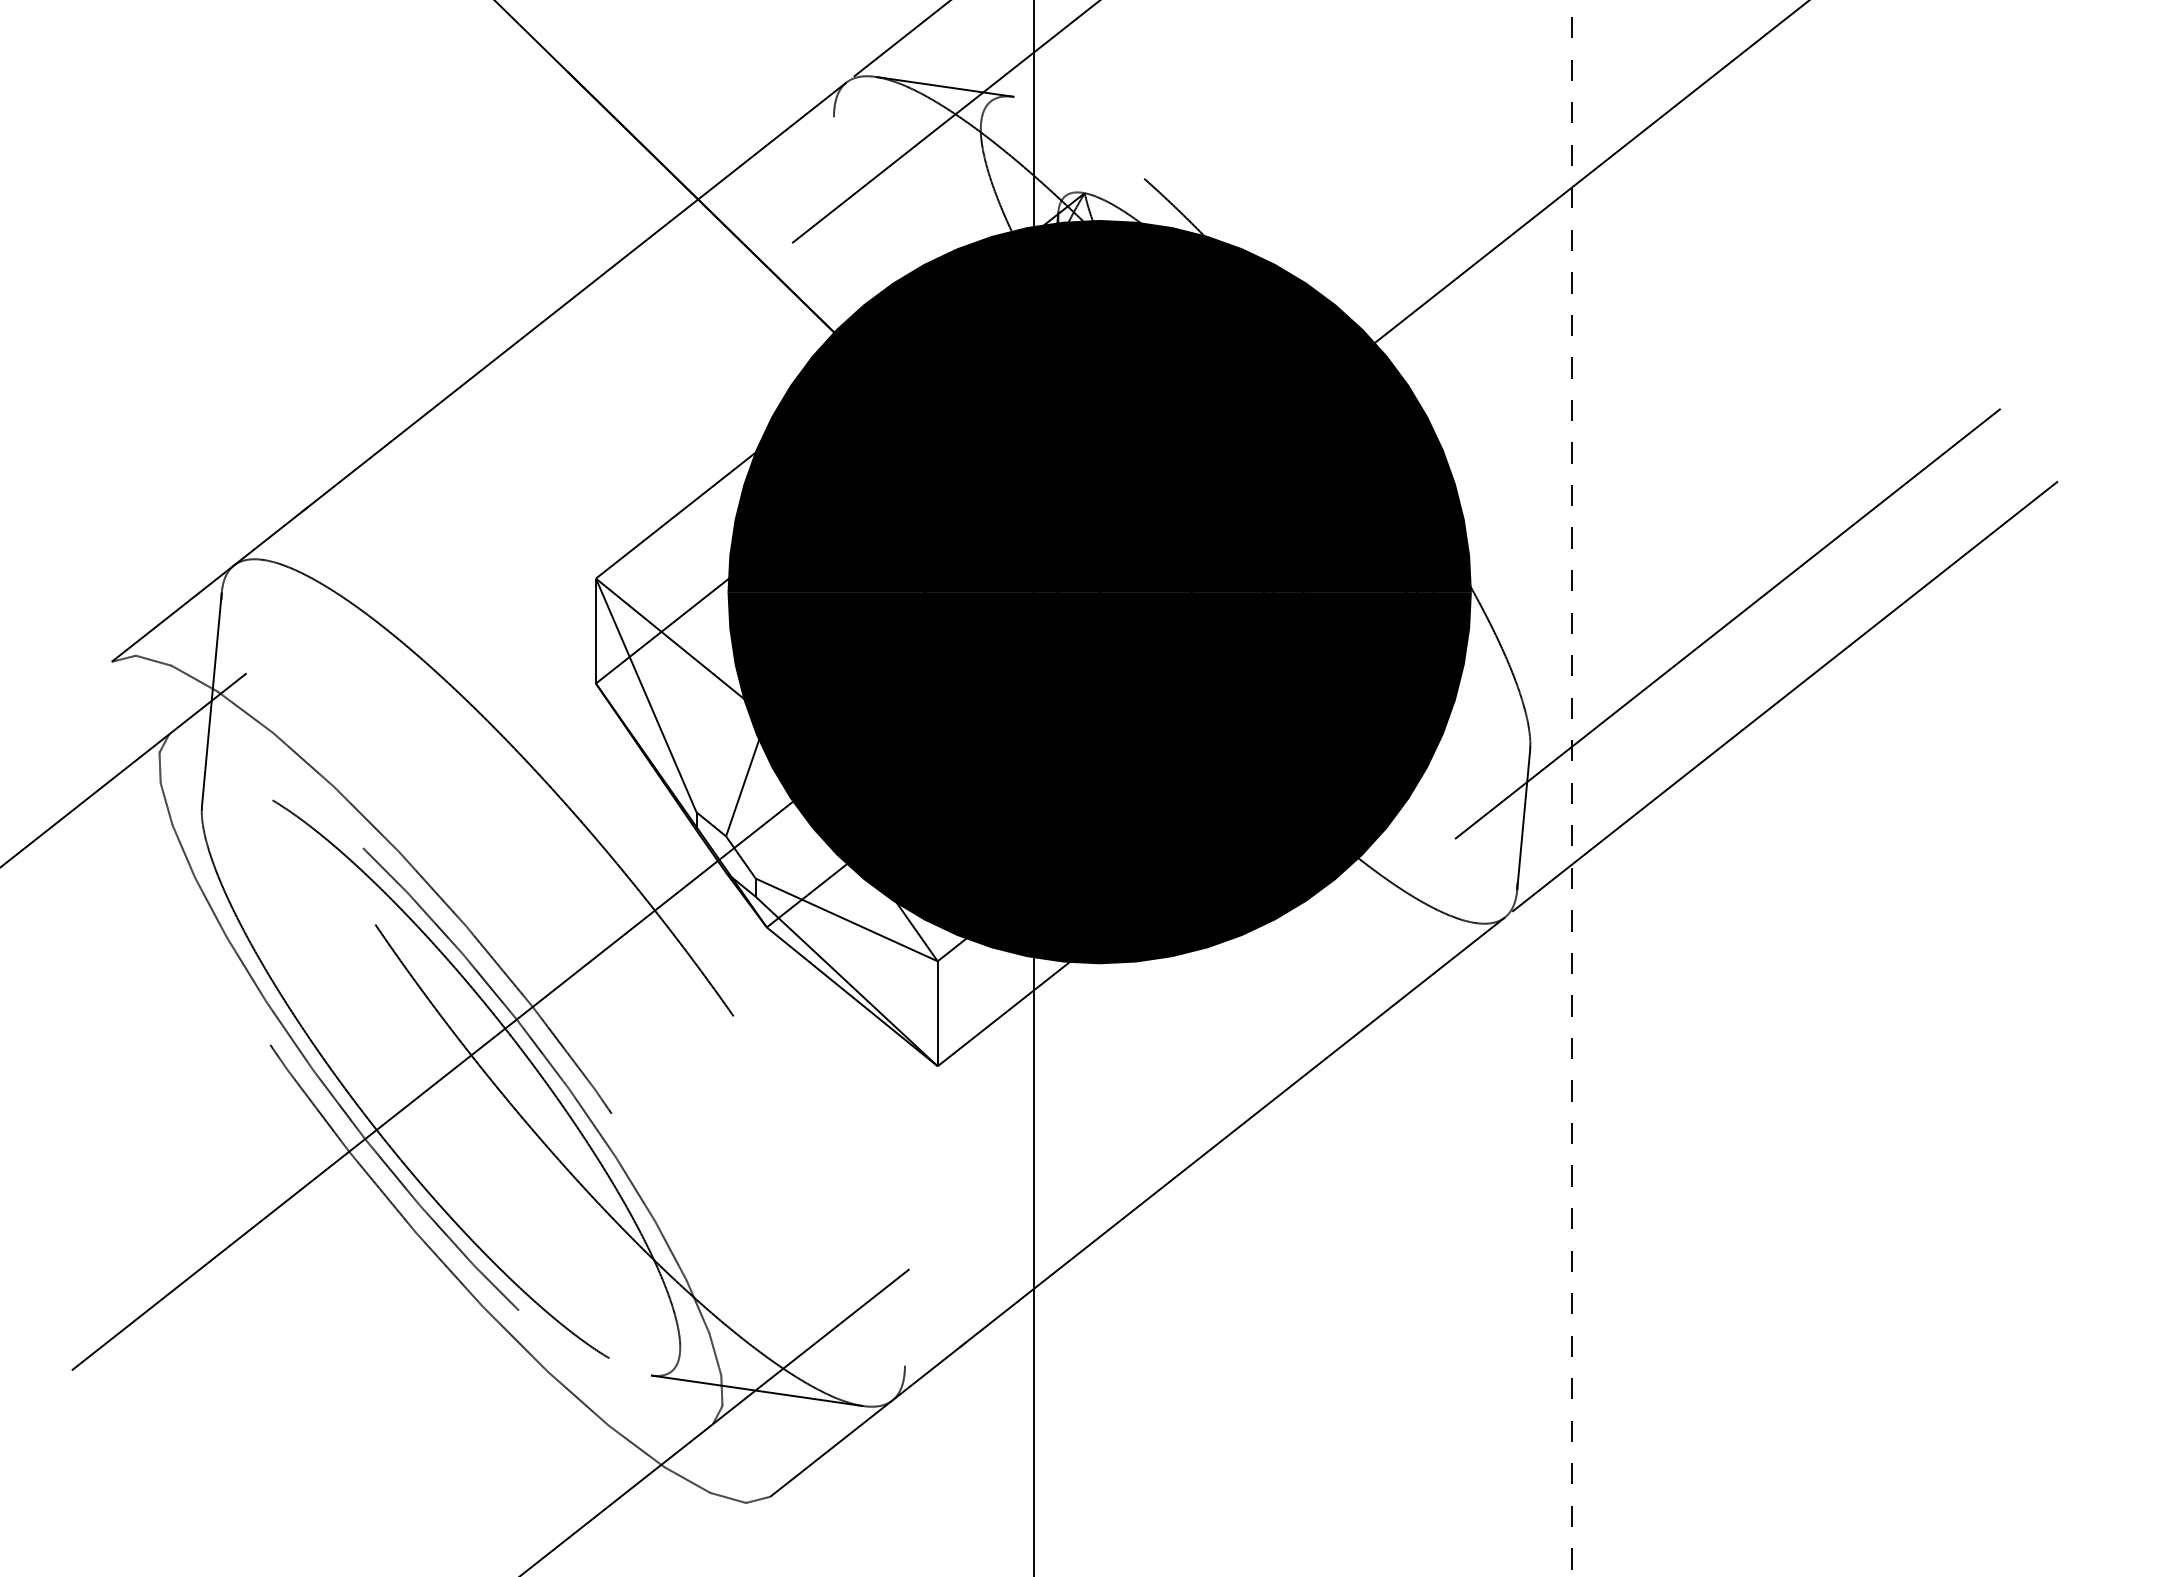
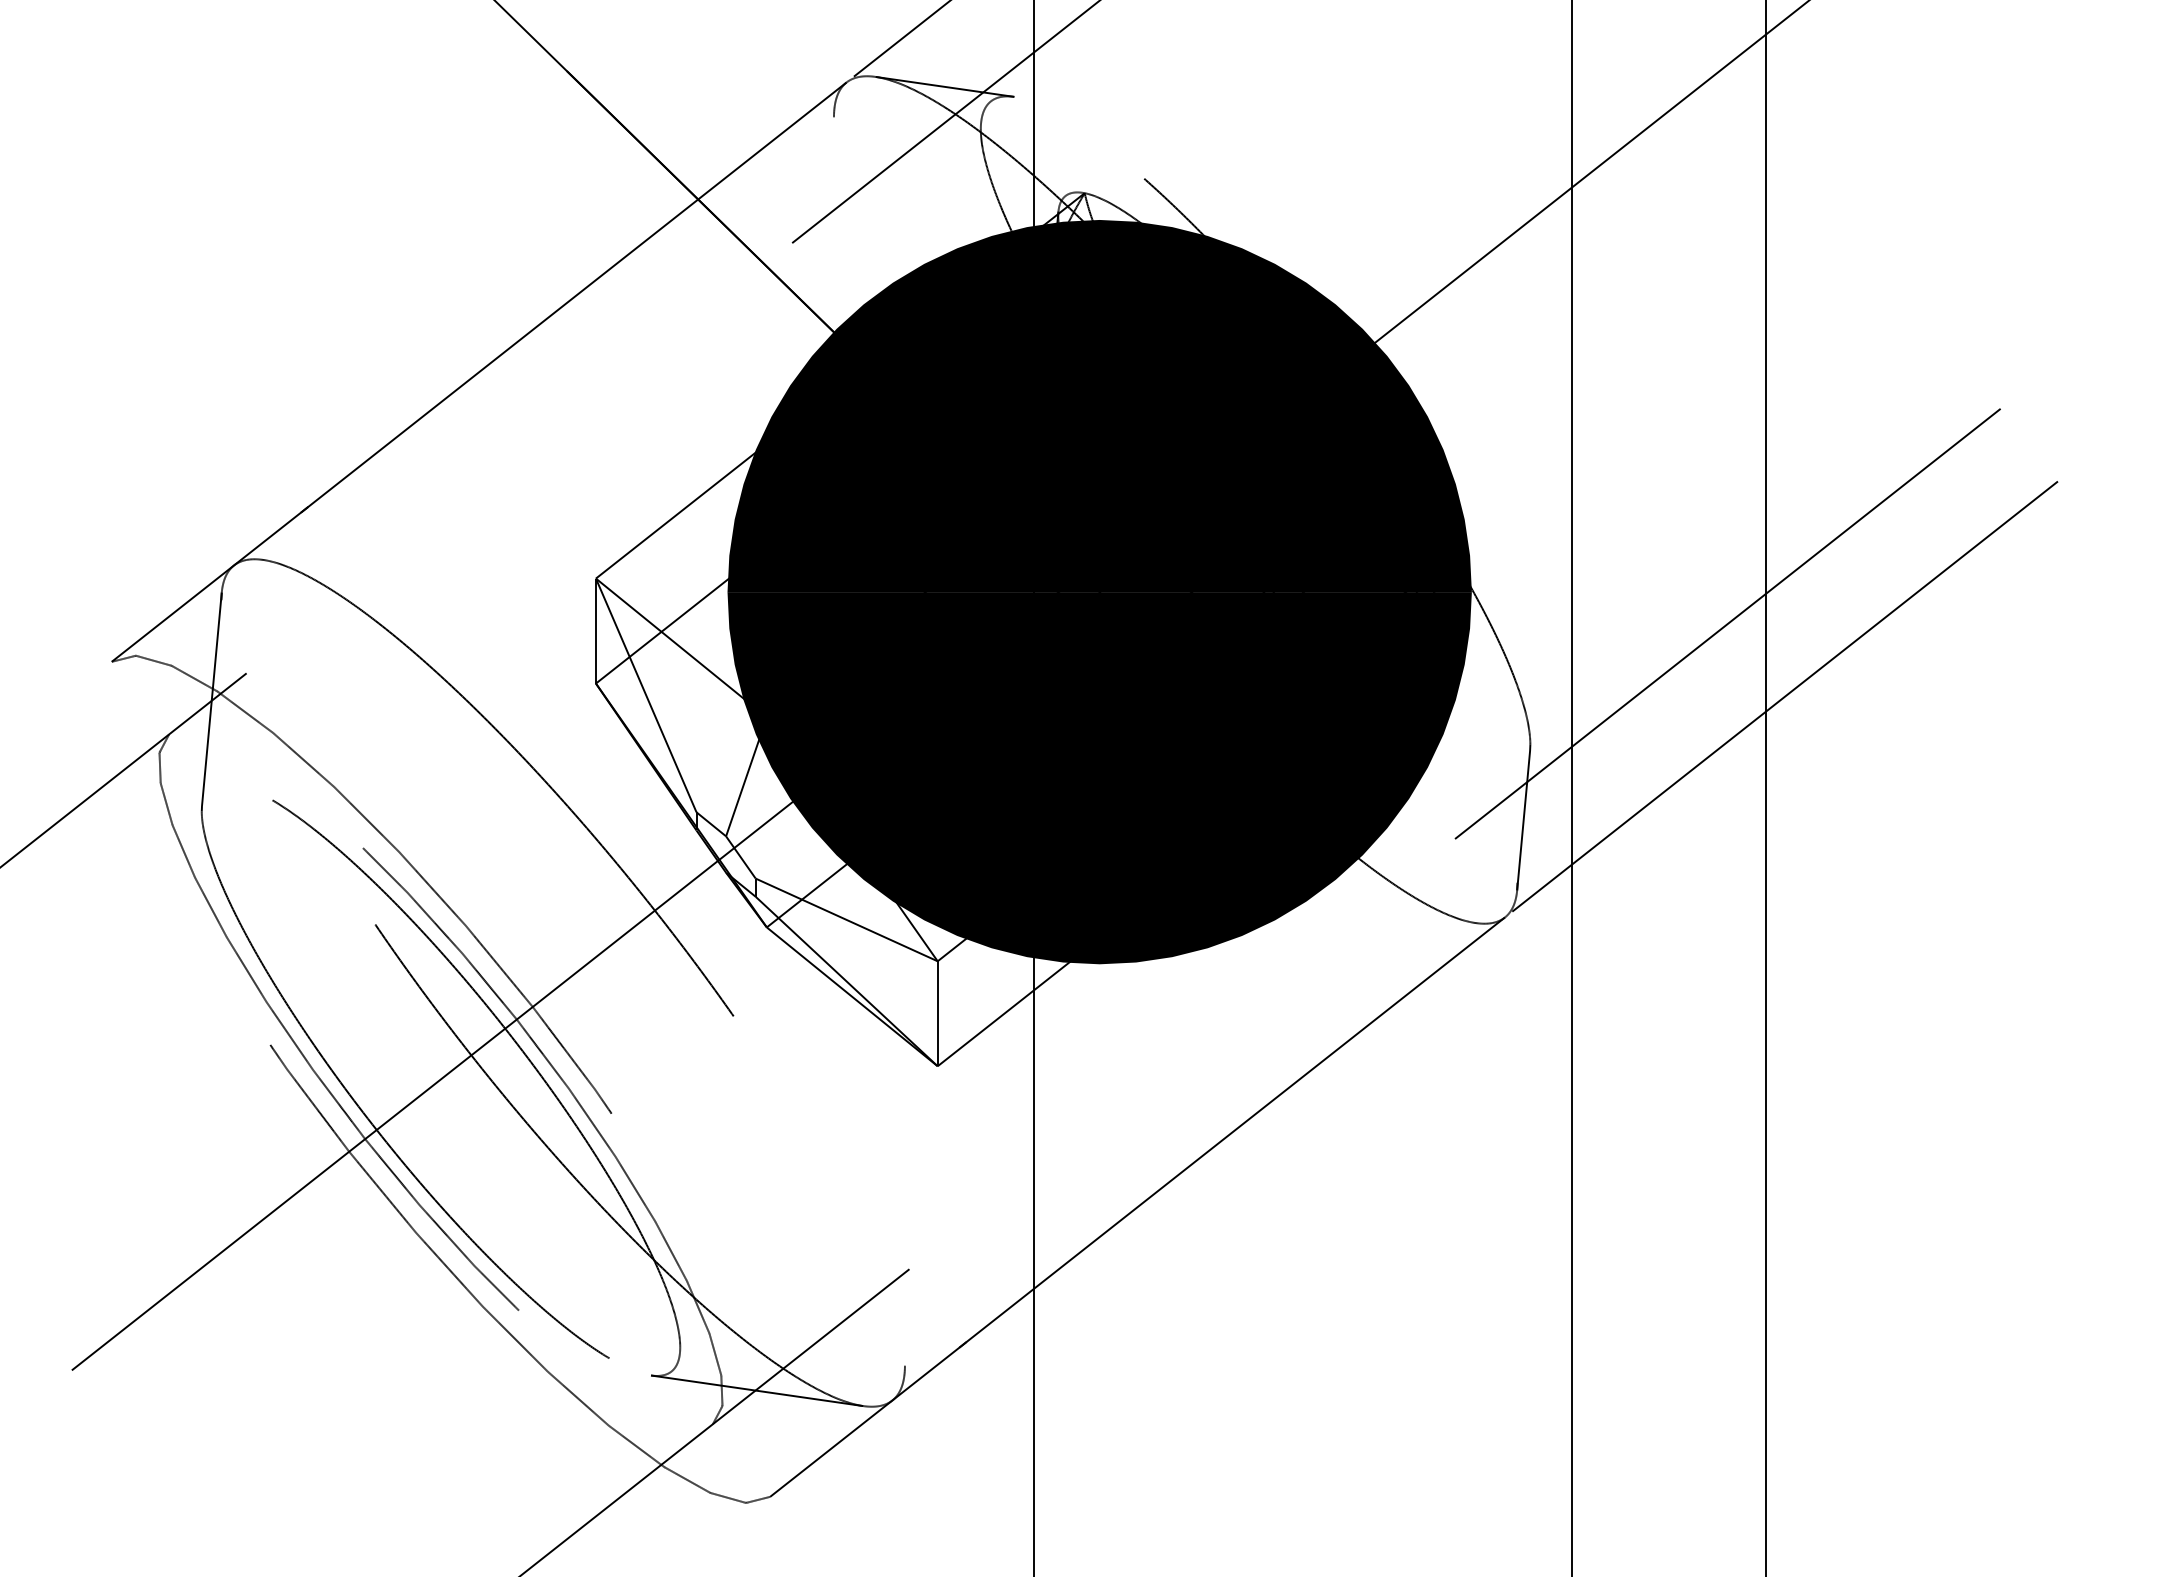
line: dashed -> solid (1572, 787)
line: none -> present (1766, 787)
